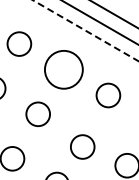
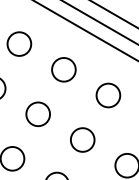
line: dashed -> solid (85, 30)
circle diameter: 38 px -> 24 px (63, 69)
circle position: (82, 146) -> (82, 139) (82, 139)
